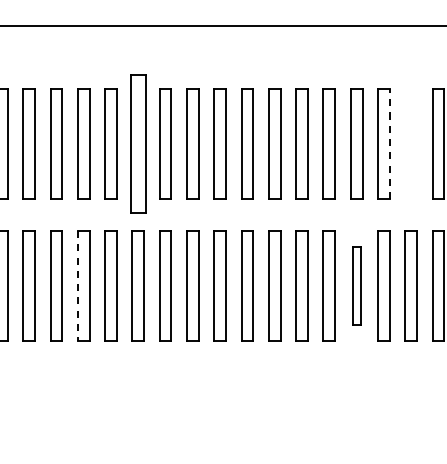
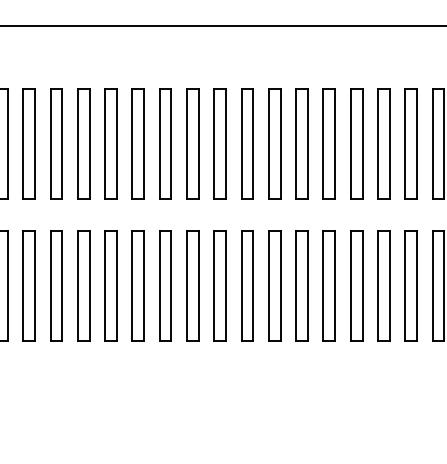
part size: 17x140 px -> 14x112 px (137, 143)
line: dashed -> solid (389, 143)
part: none -> present (410, 143)
part size: 10x80 px -> 14x112 px (356, 285)
line: dashed -> solid (77, 286)
